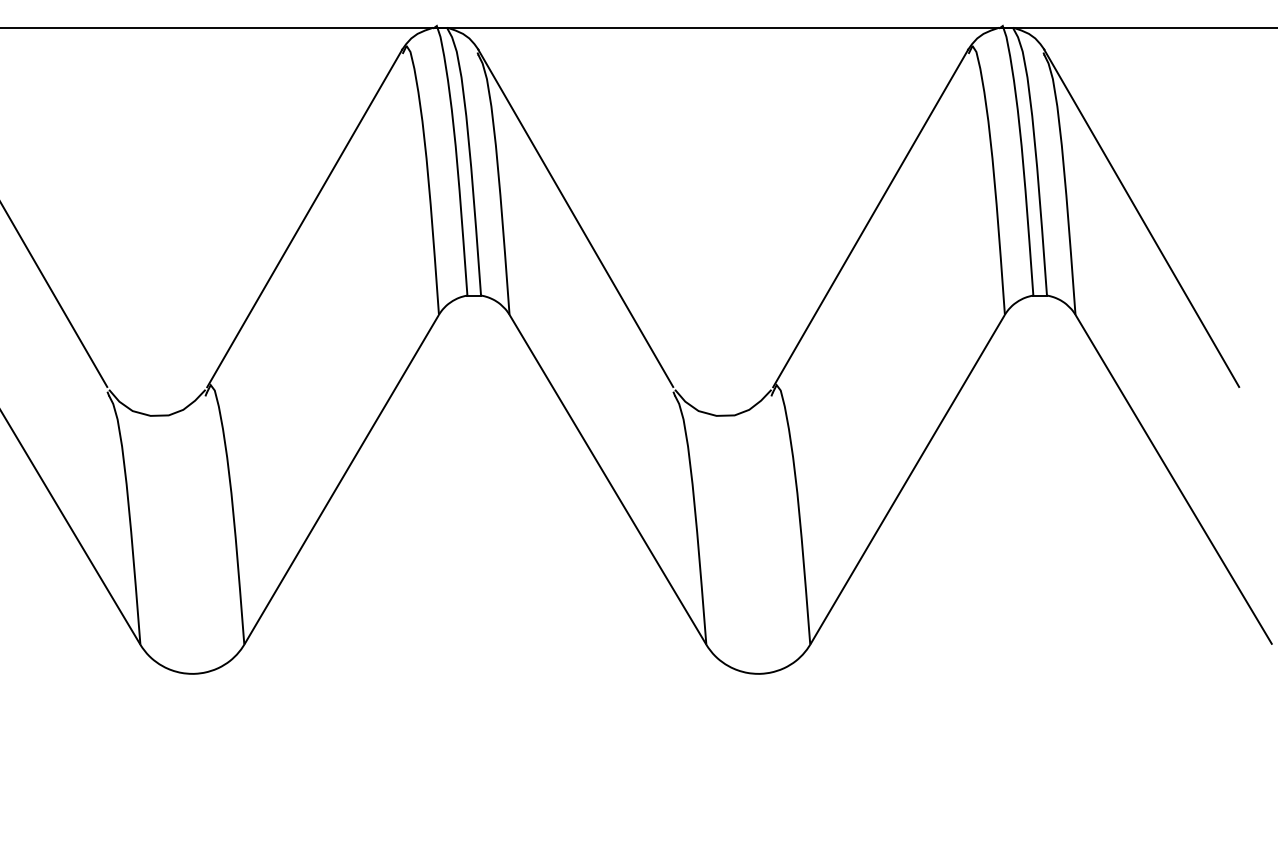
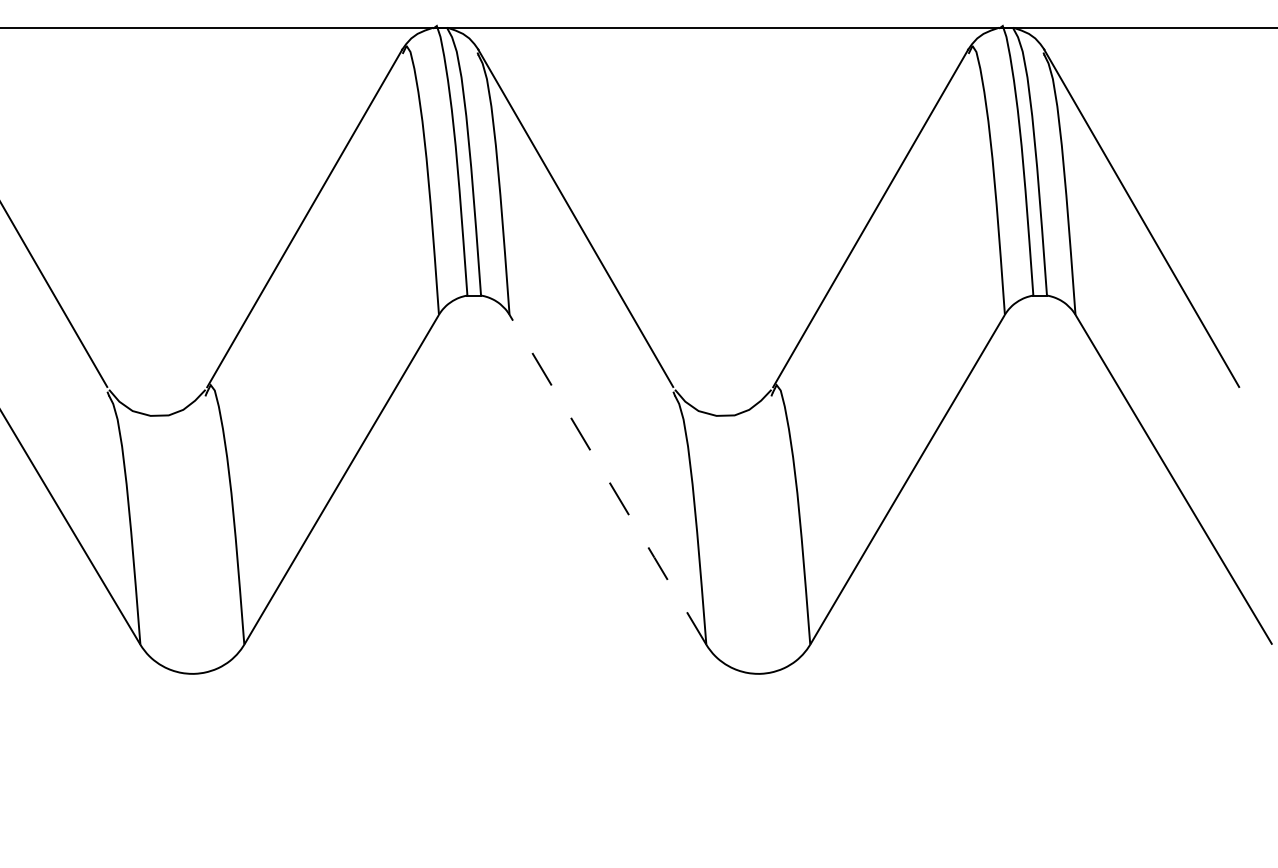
line: solid -> dashed (608, 480)
